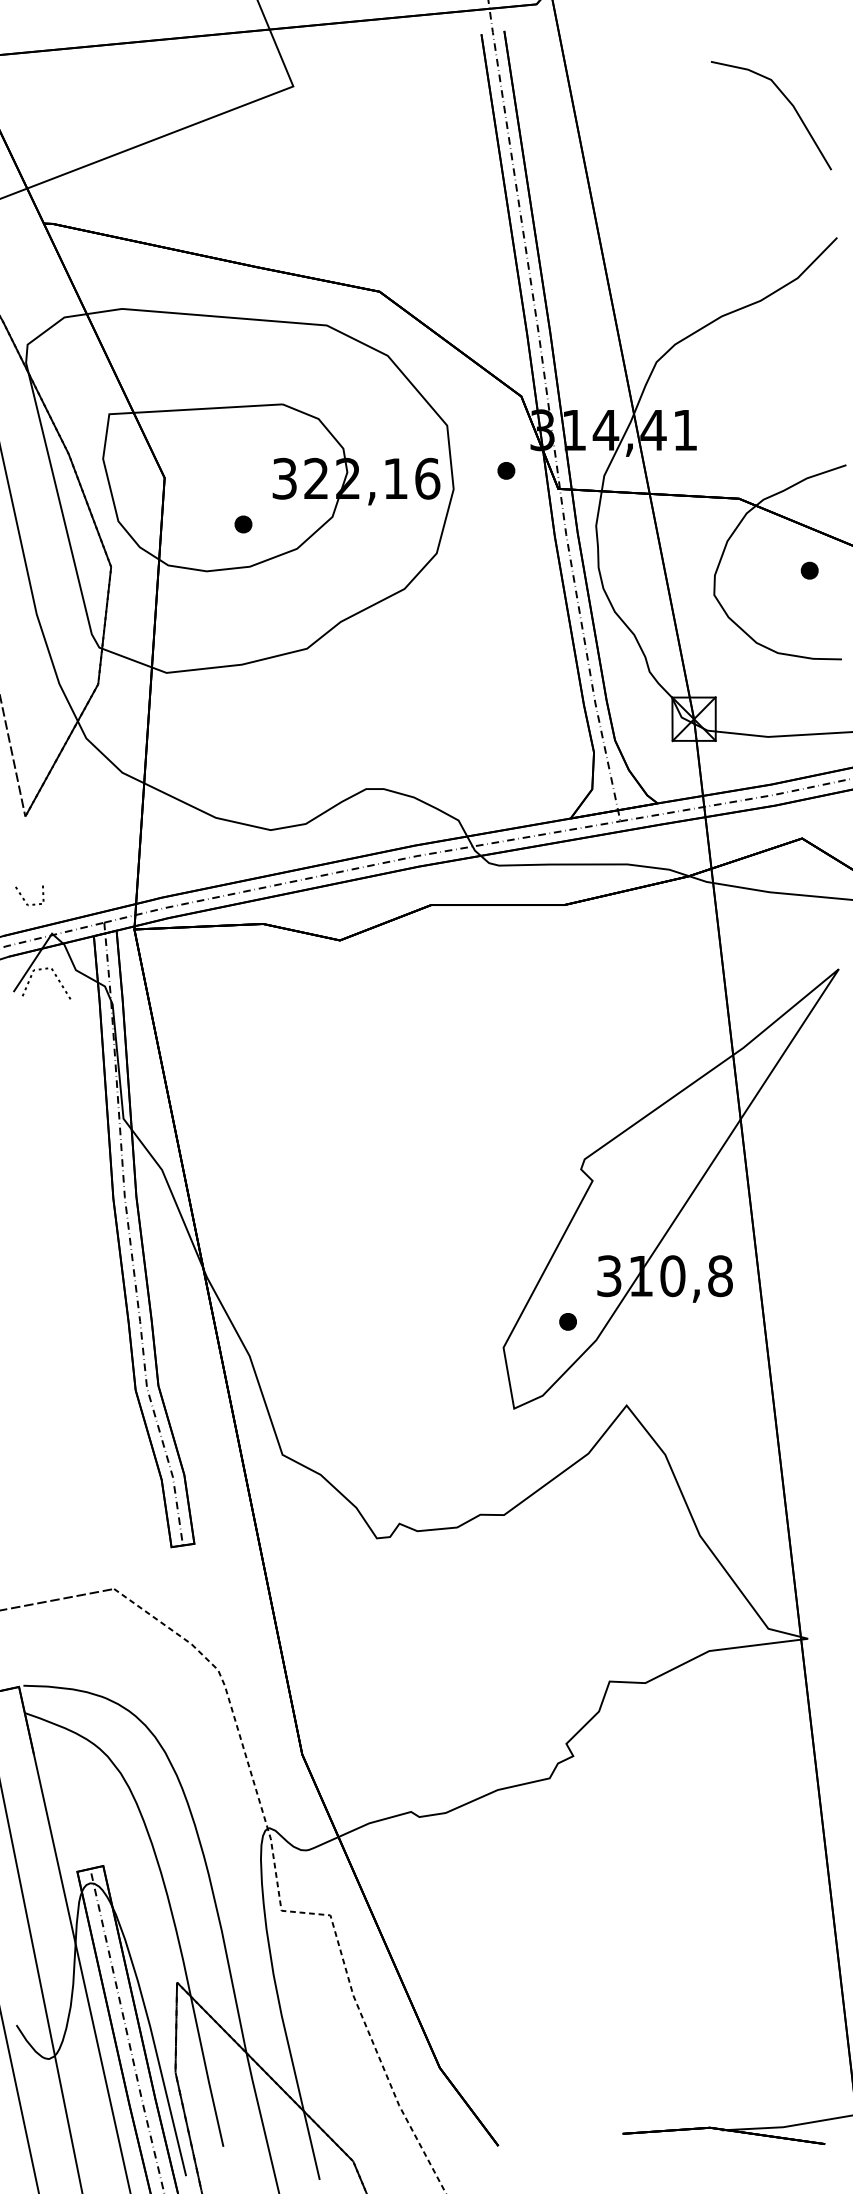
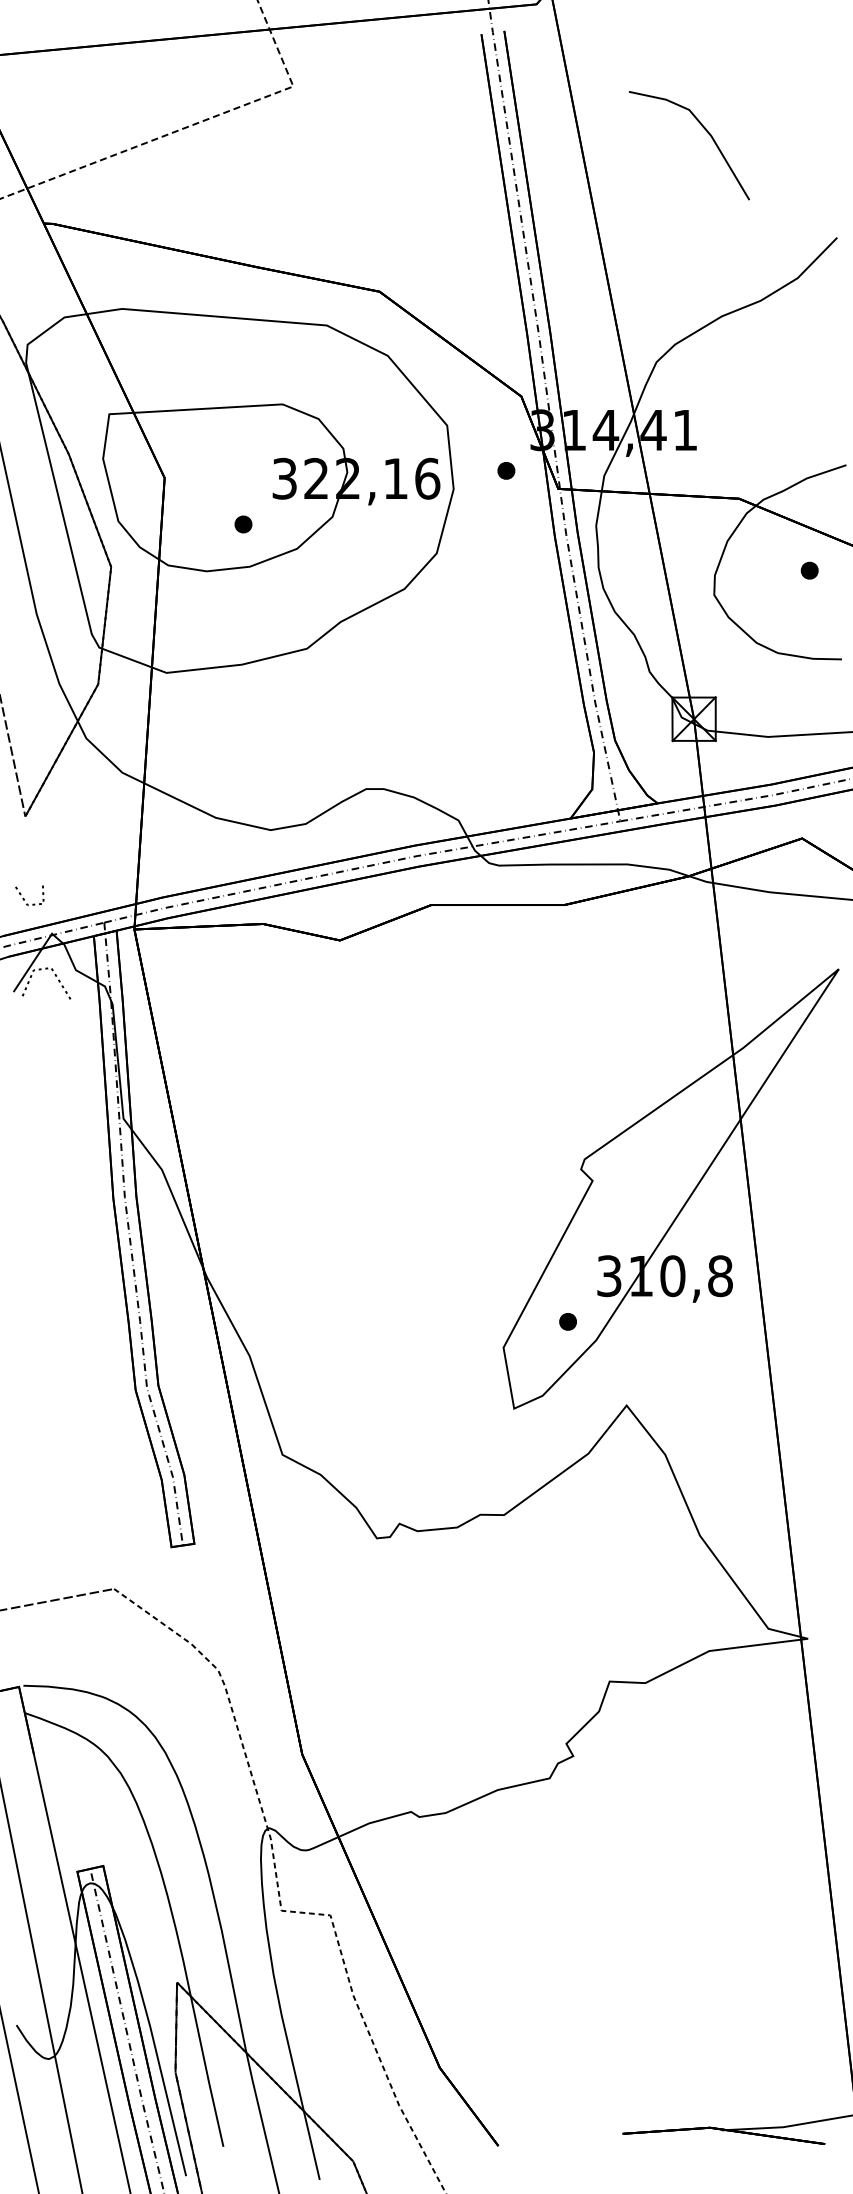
line position: (789, 103) -> (707, 133) (707, 133)
line: solid -> dashed (190, 125)
